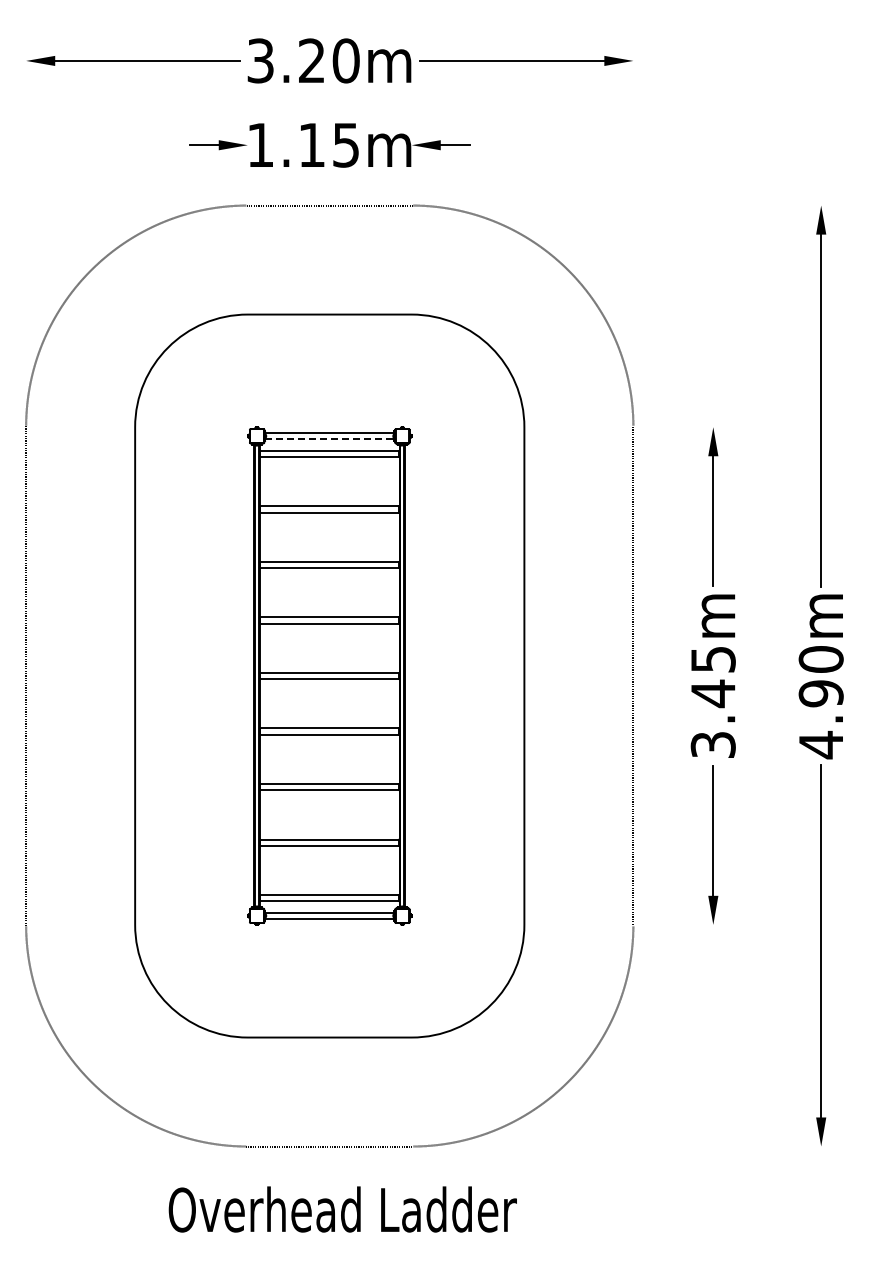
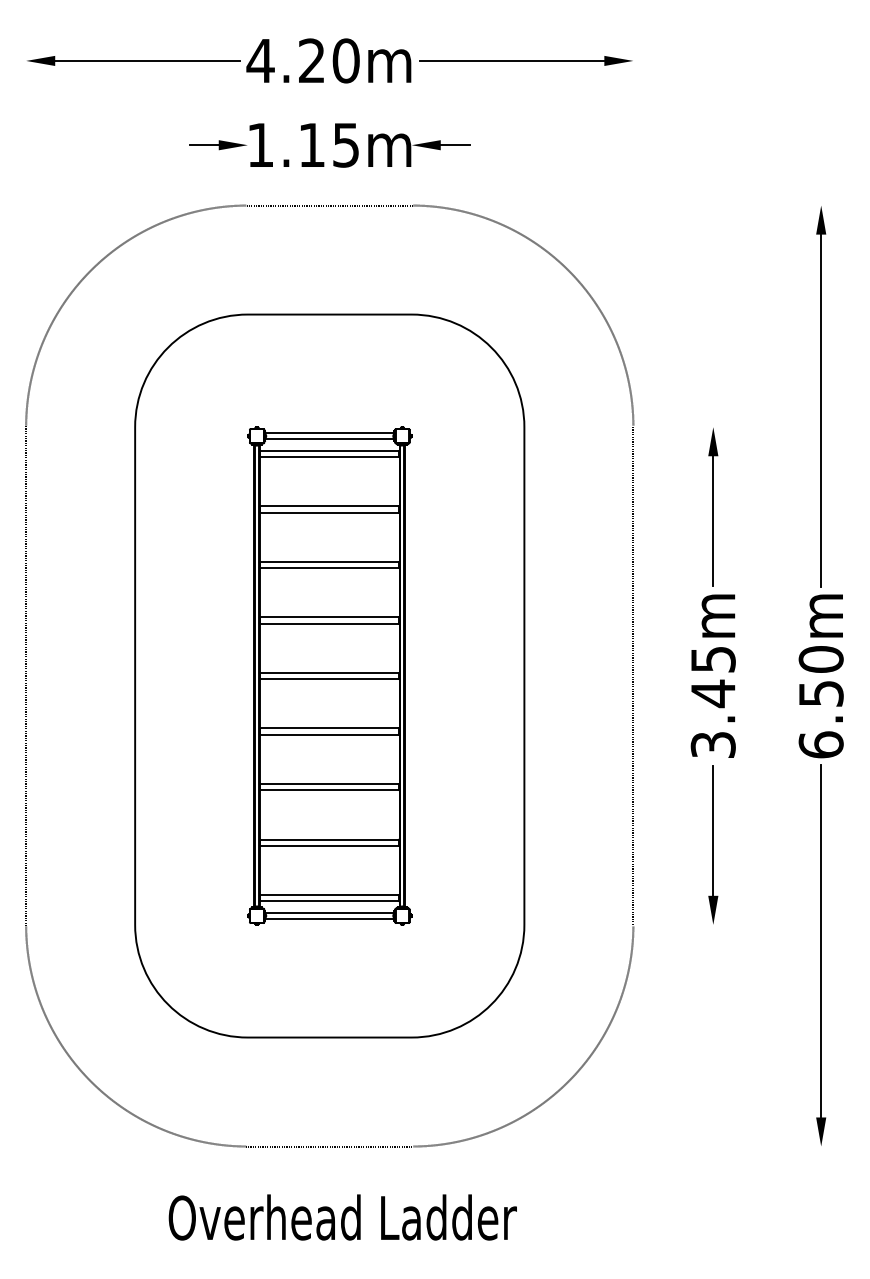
text: 3.20m -> 4.20m (260, 60)
line: dashed -> solid (329, 439)
text: 4.90m -> 6.50m (820, 719)
text position: (342, 1209) -> (342, 1217) (342, 1217)
